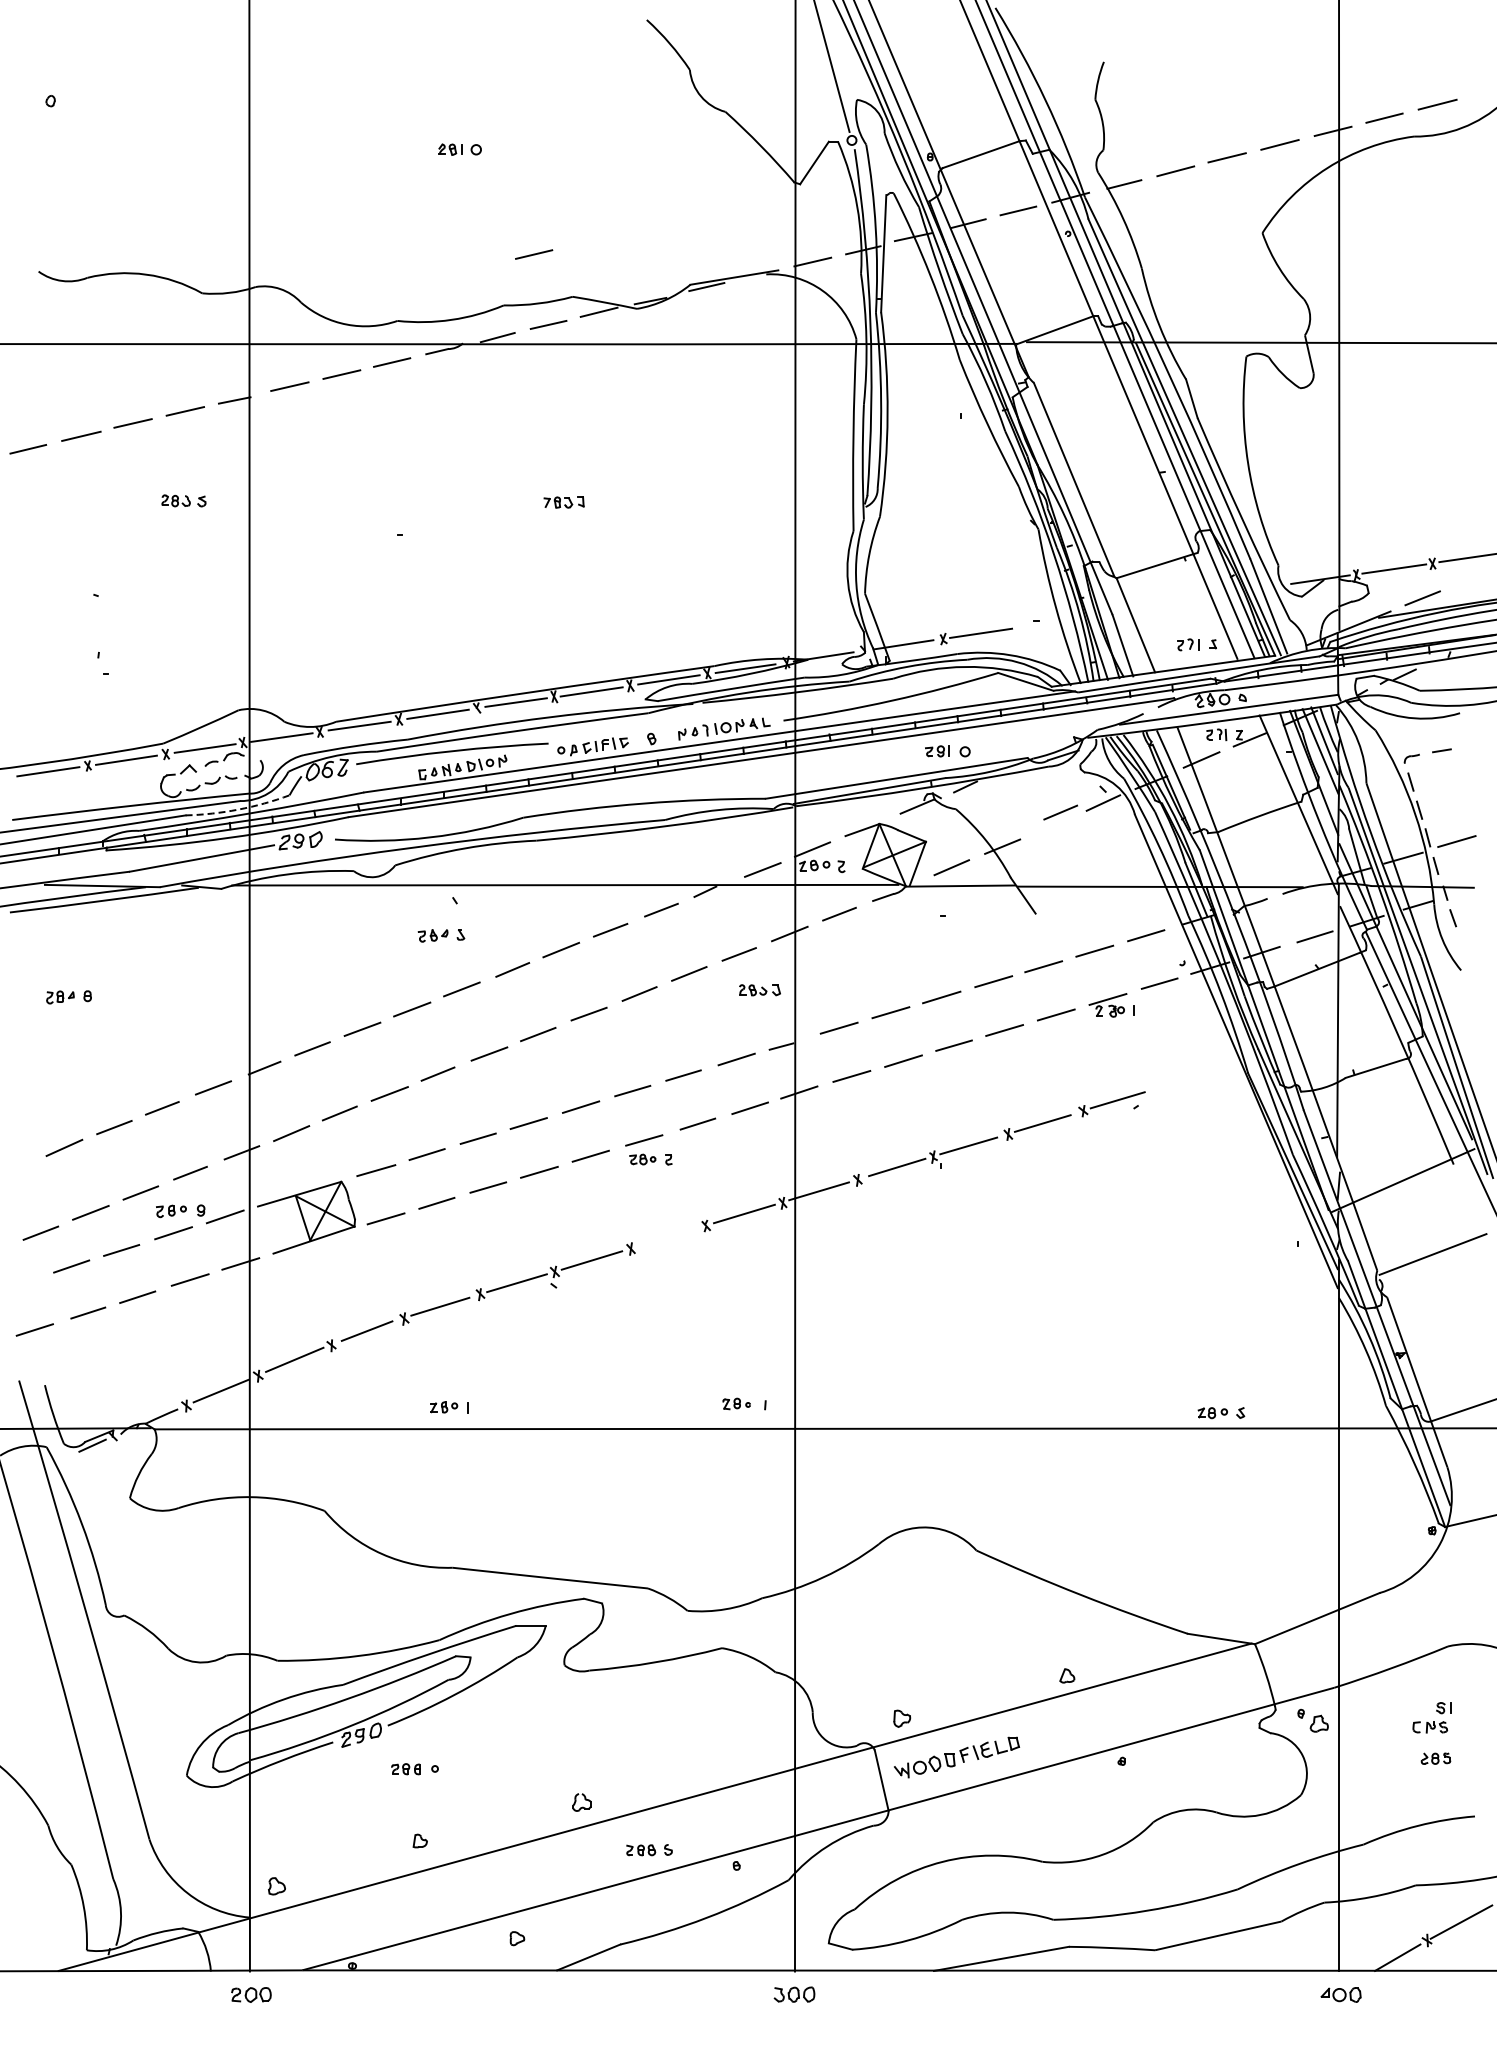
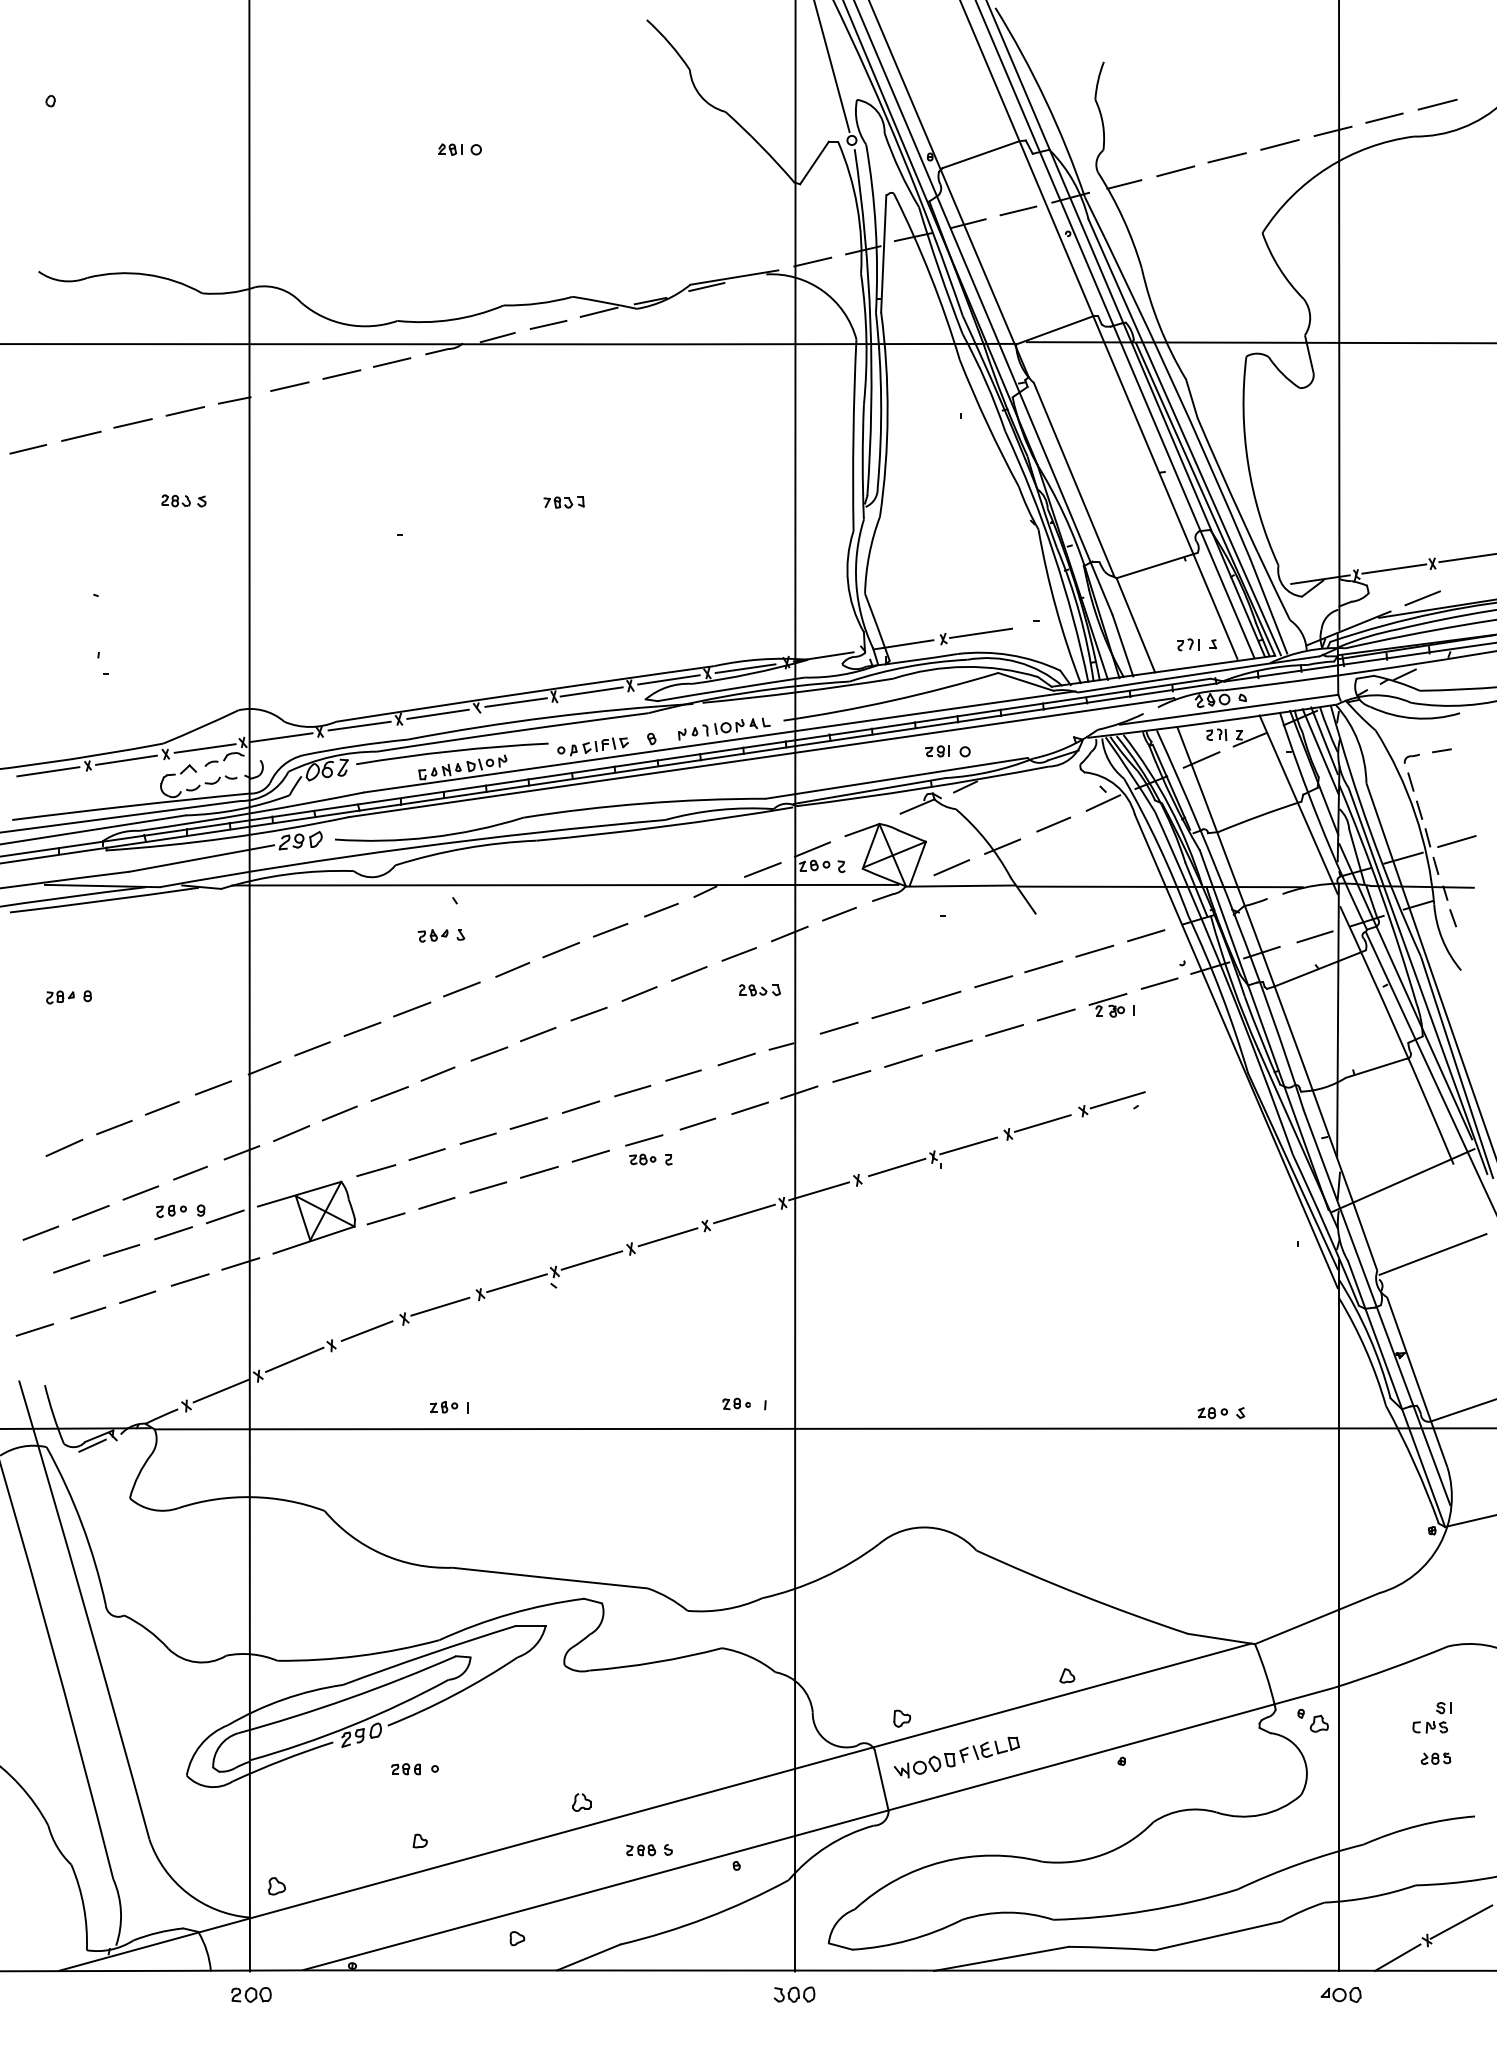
line: present -> none (534, 254)
arc: dashed -> solid (238, 809)
line position: (1060, 812) -> (1053, 824) (1053, 824)
line: none -> present (667, 1237)
